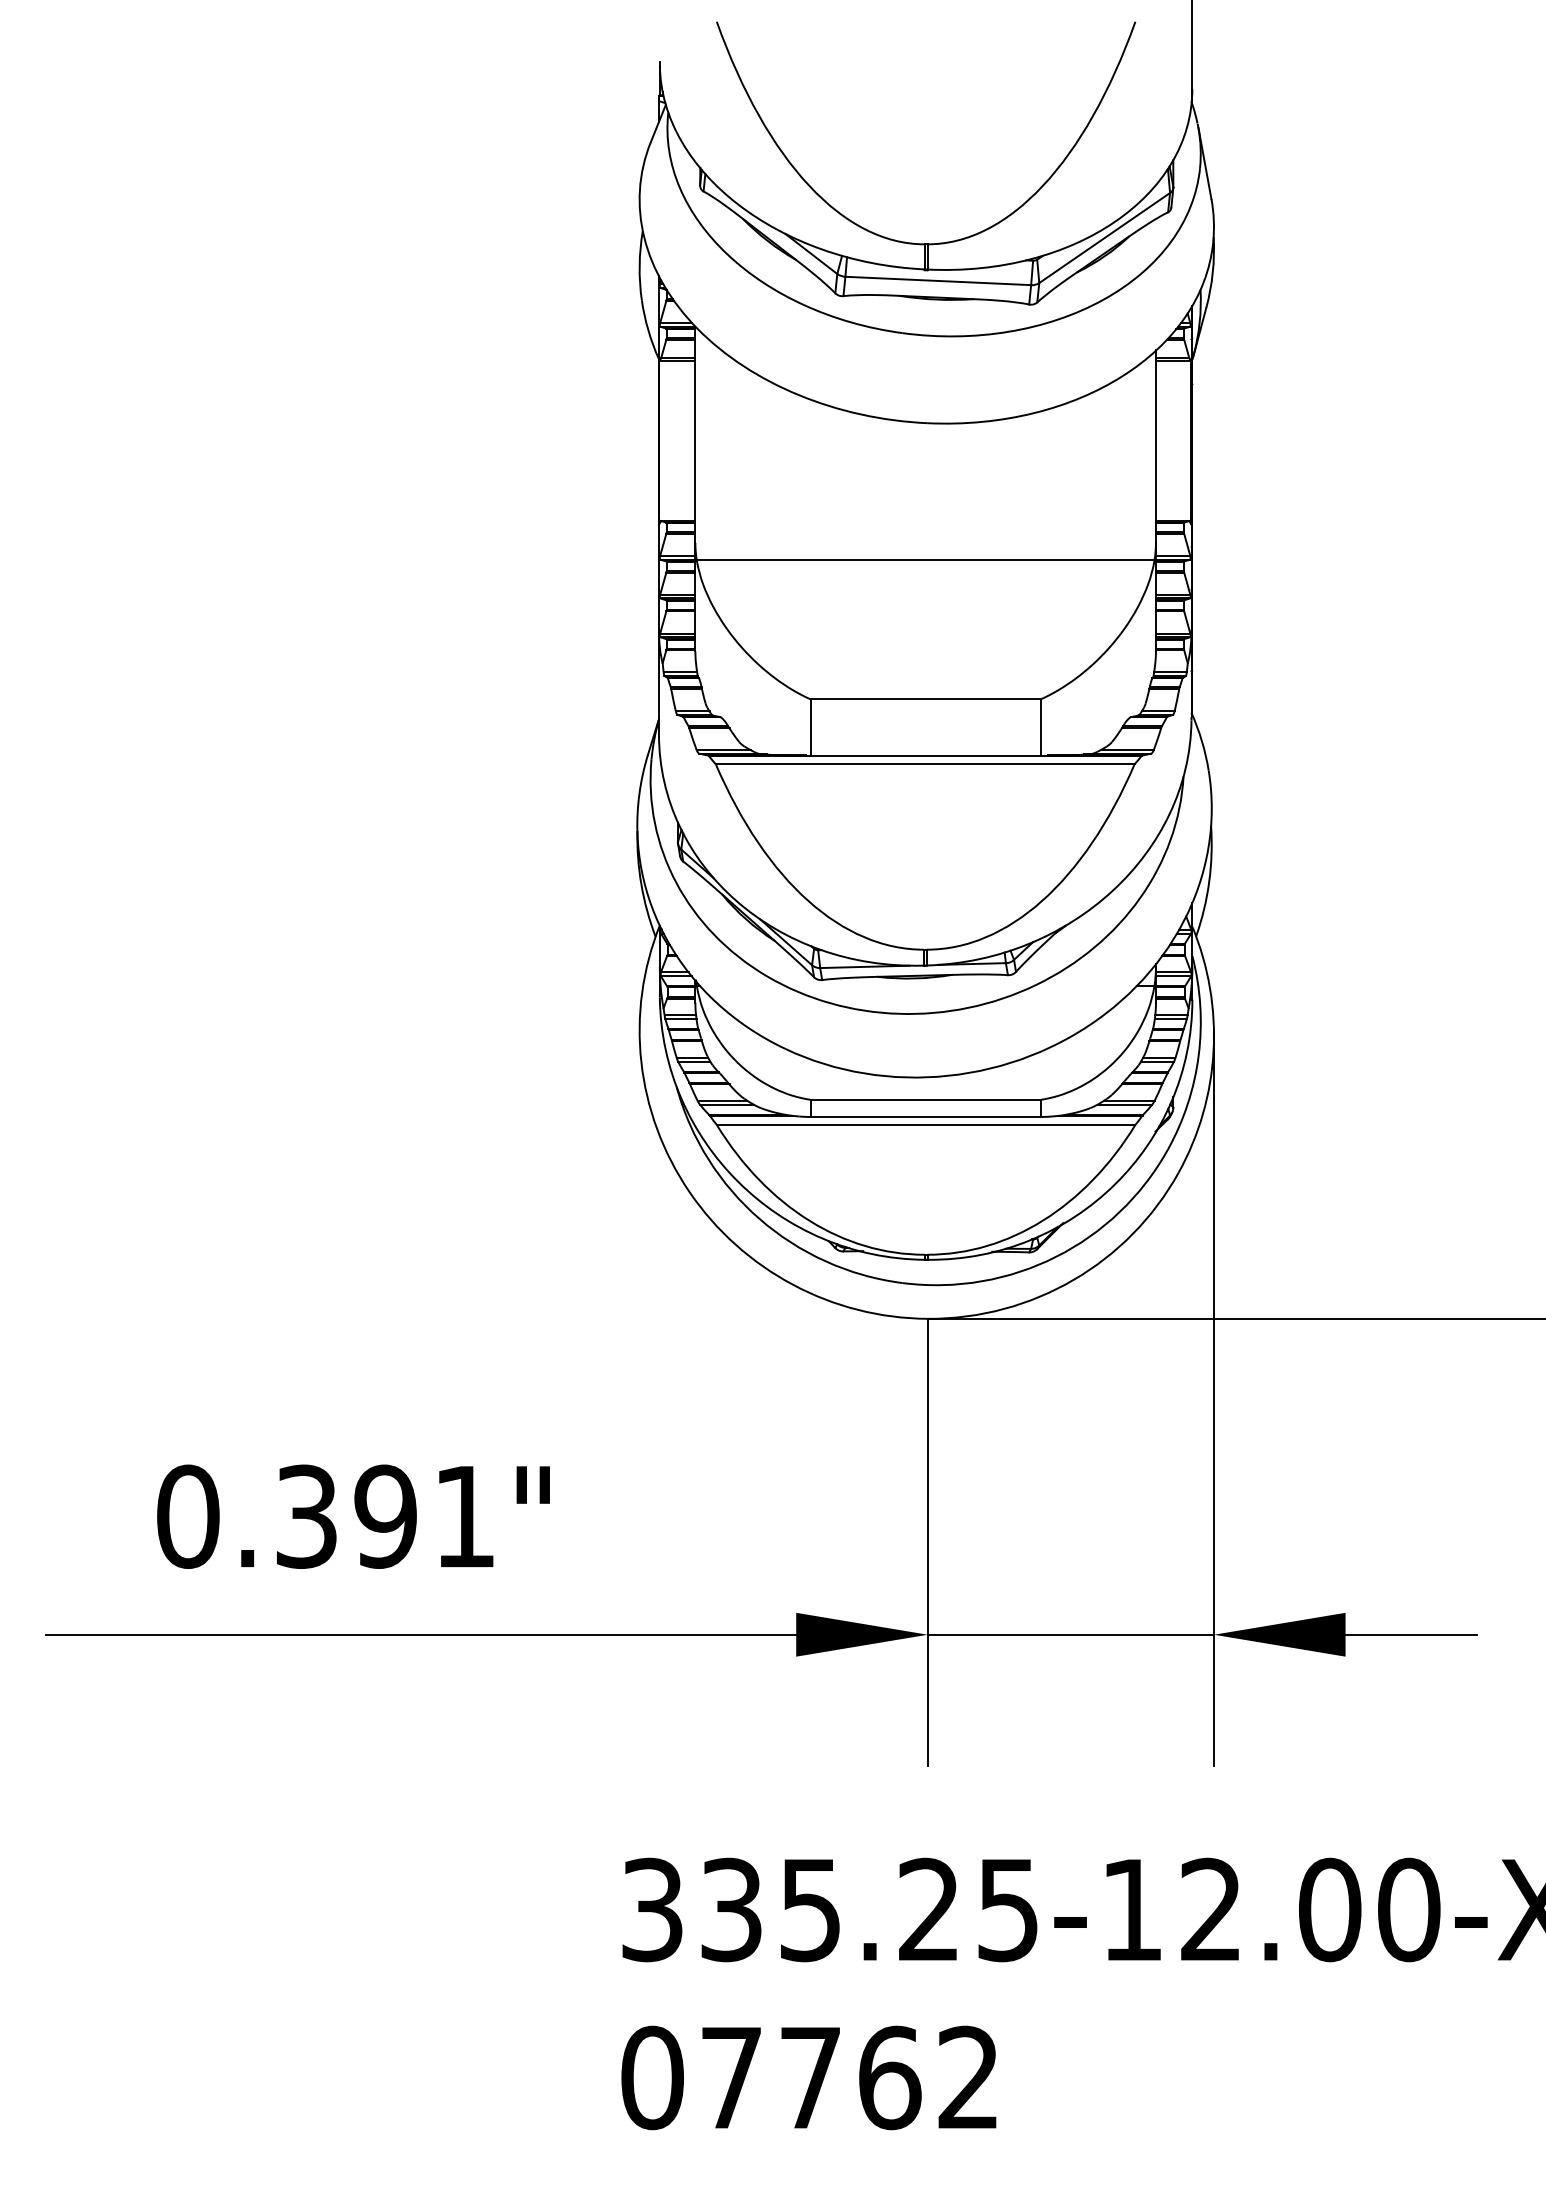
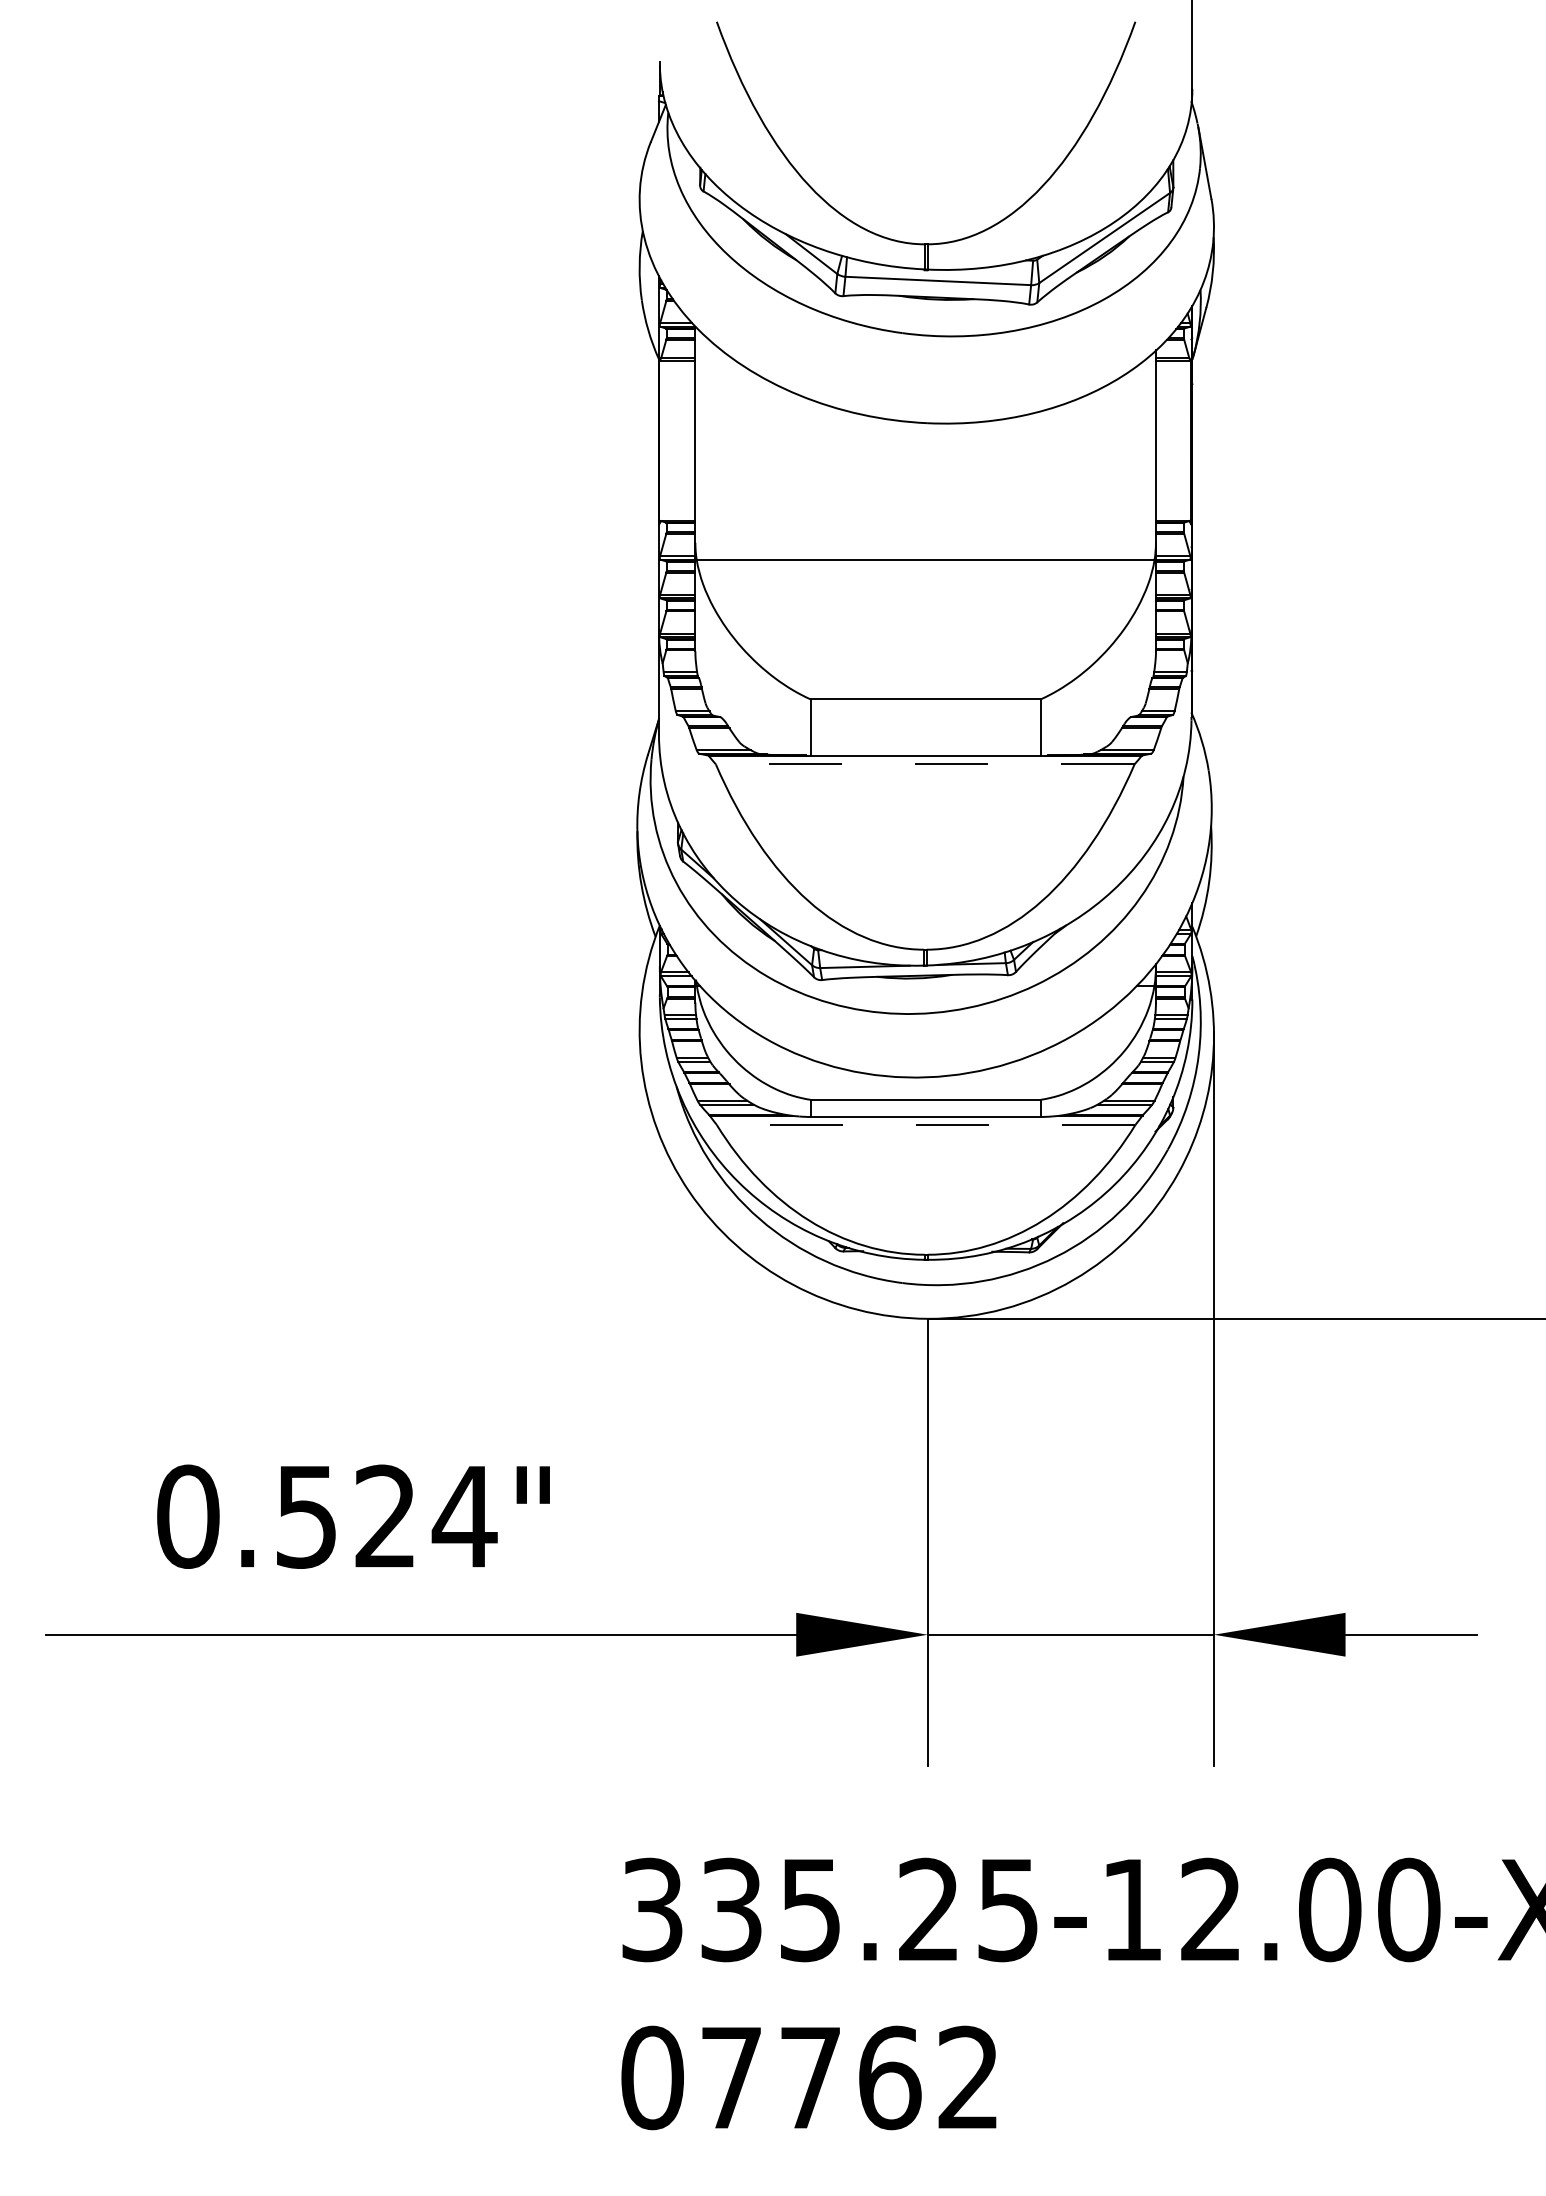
line: solid -> dashed (924, 764)
line: solid -> dashed (925, 1124)
text: 0.391" -> 0.524" (387, 1516)
